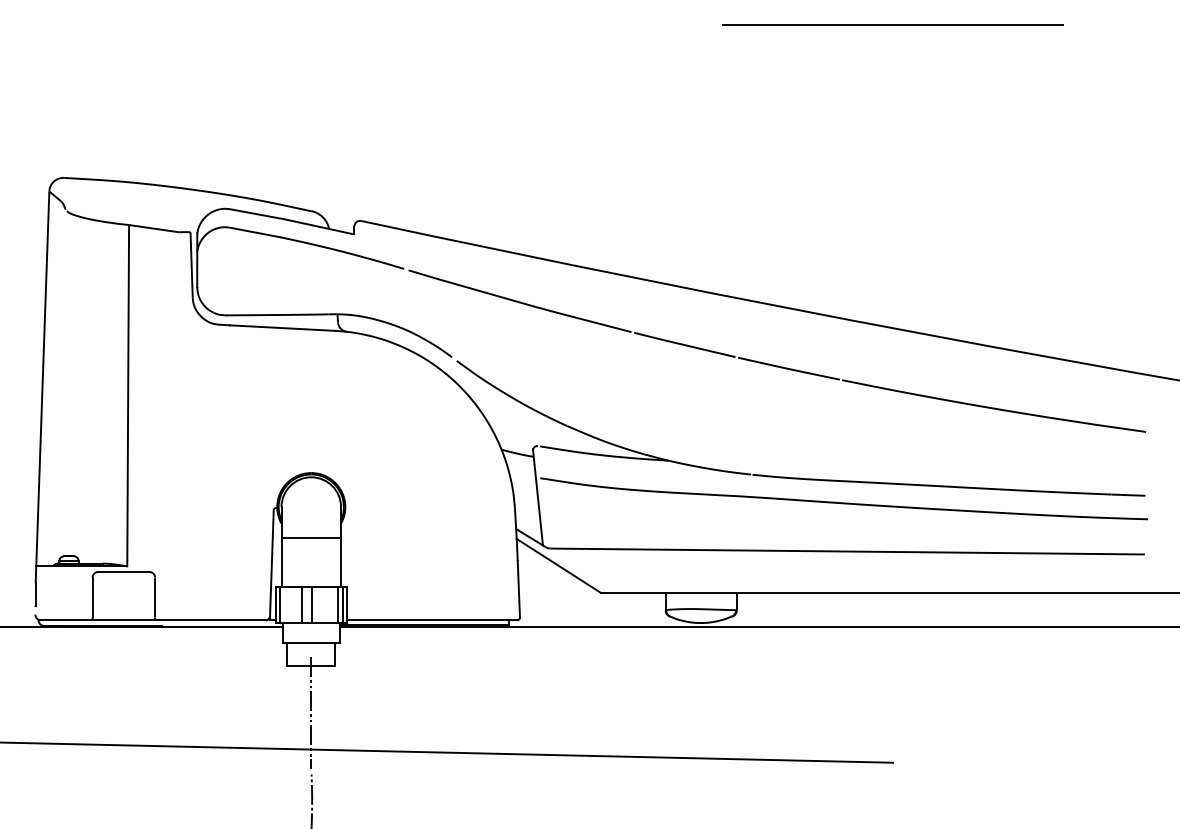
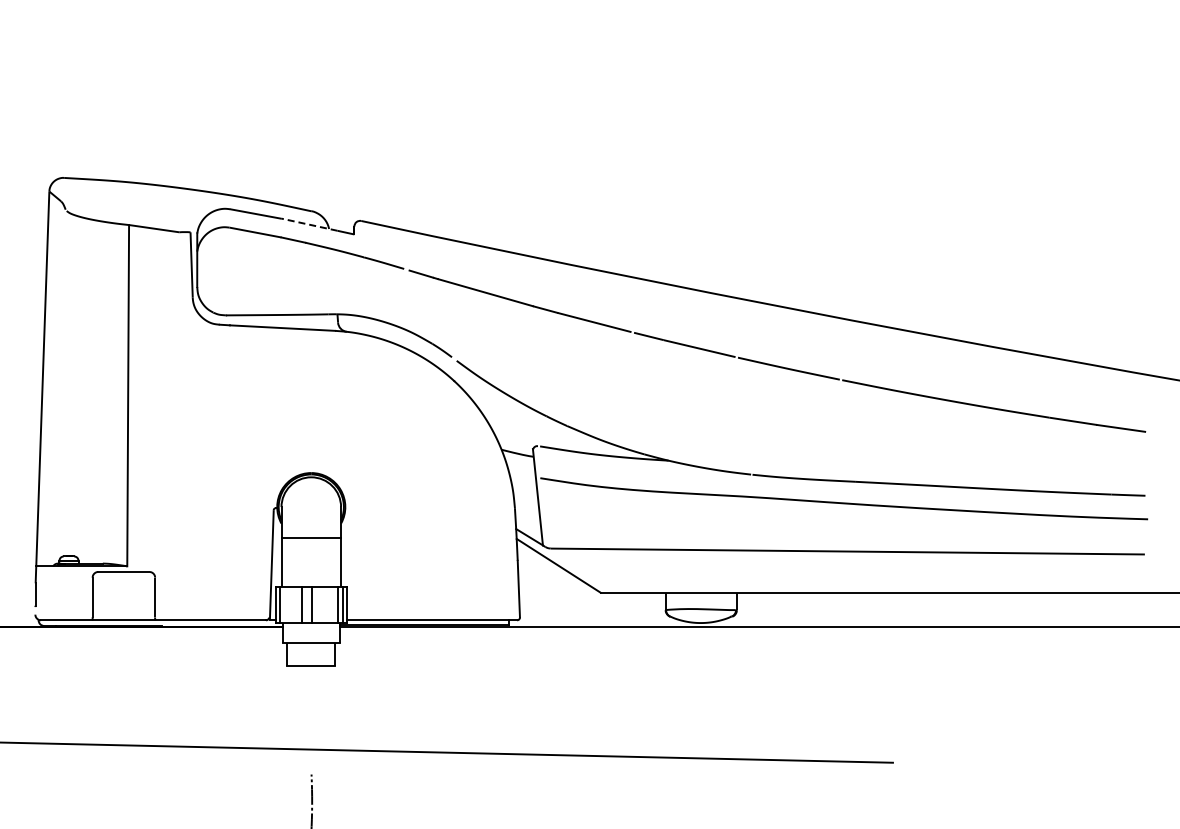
line: present -> none (892, 24)
line: solid -> dashed (309, 224)
line: present -> none (311, 713)
